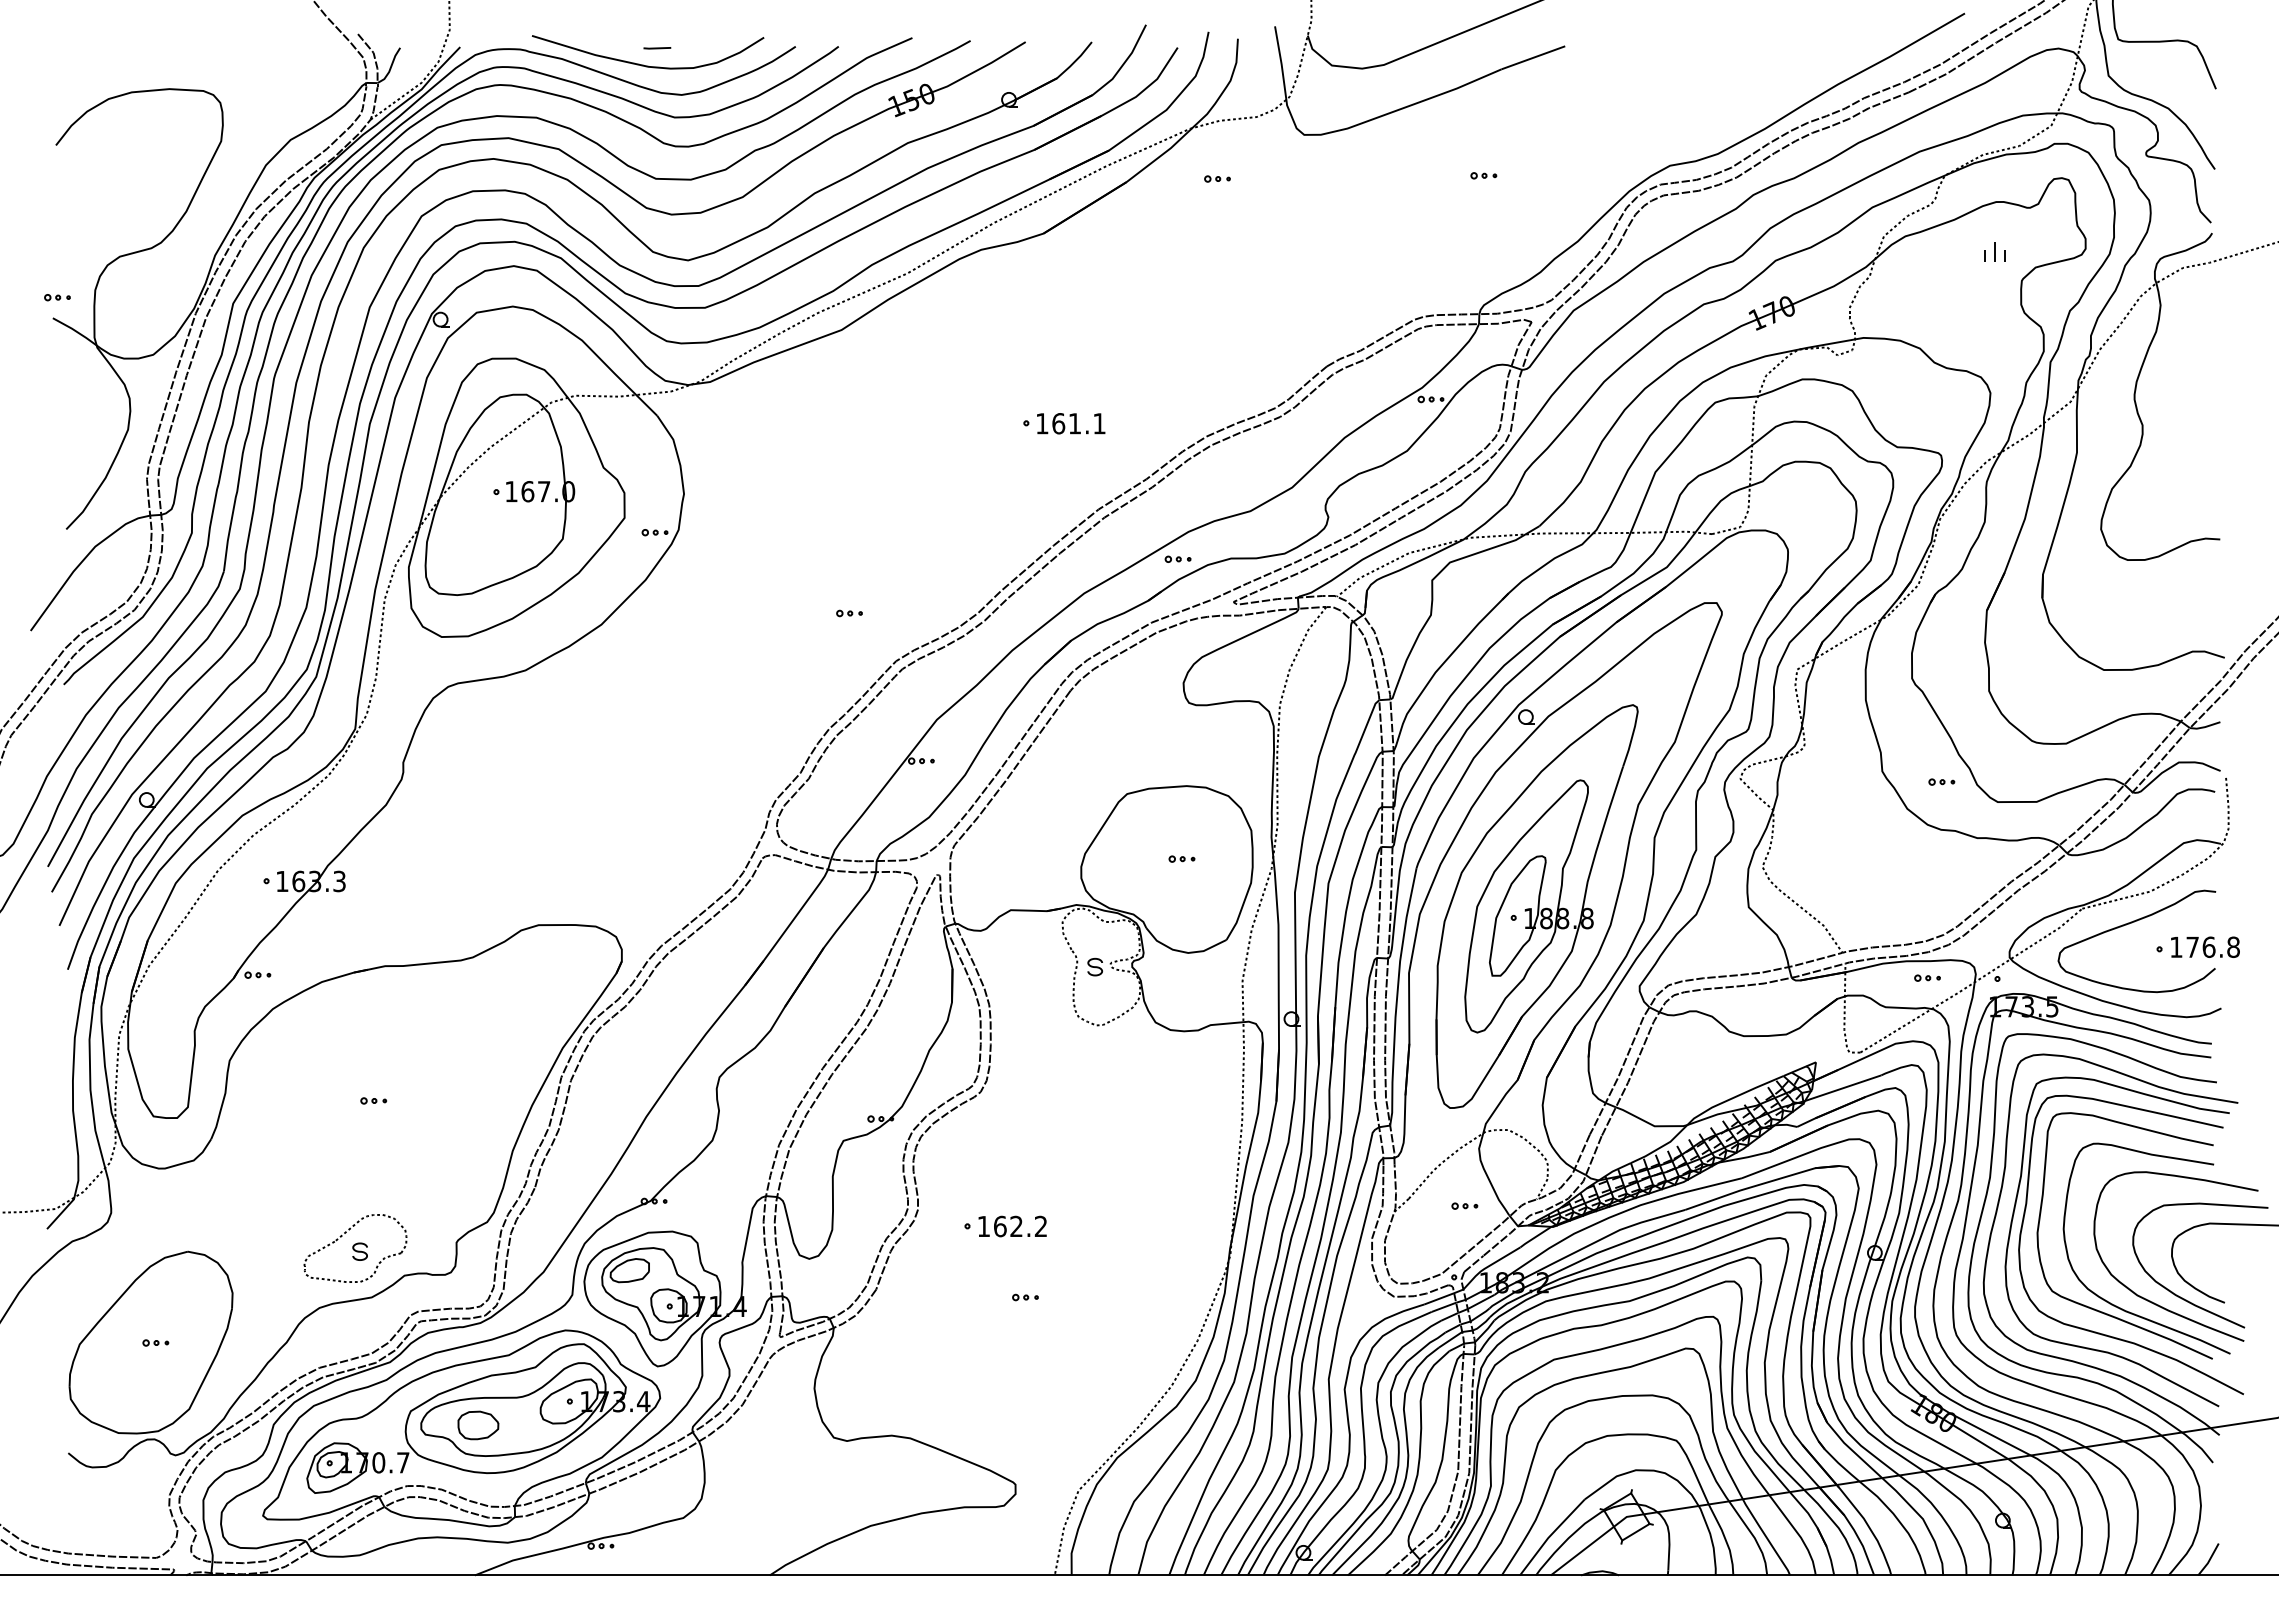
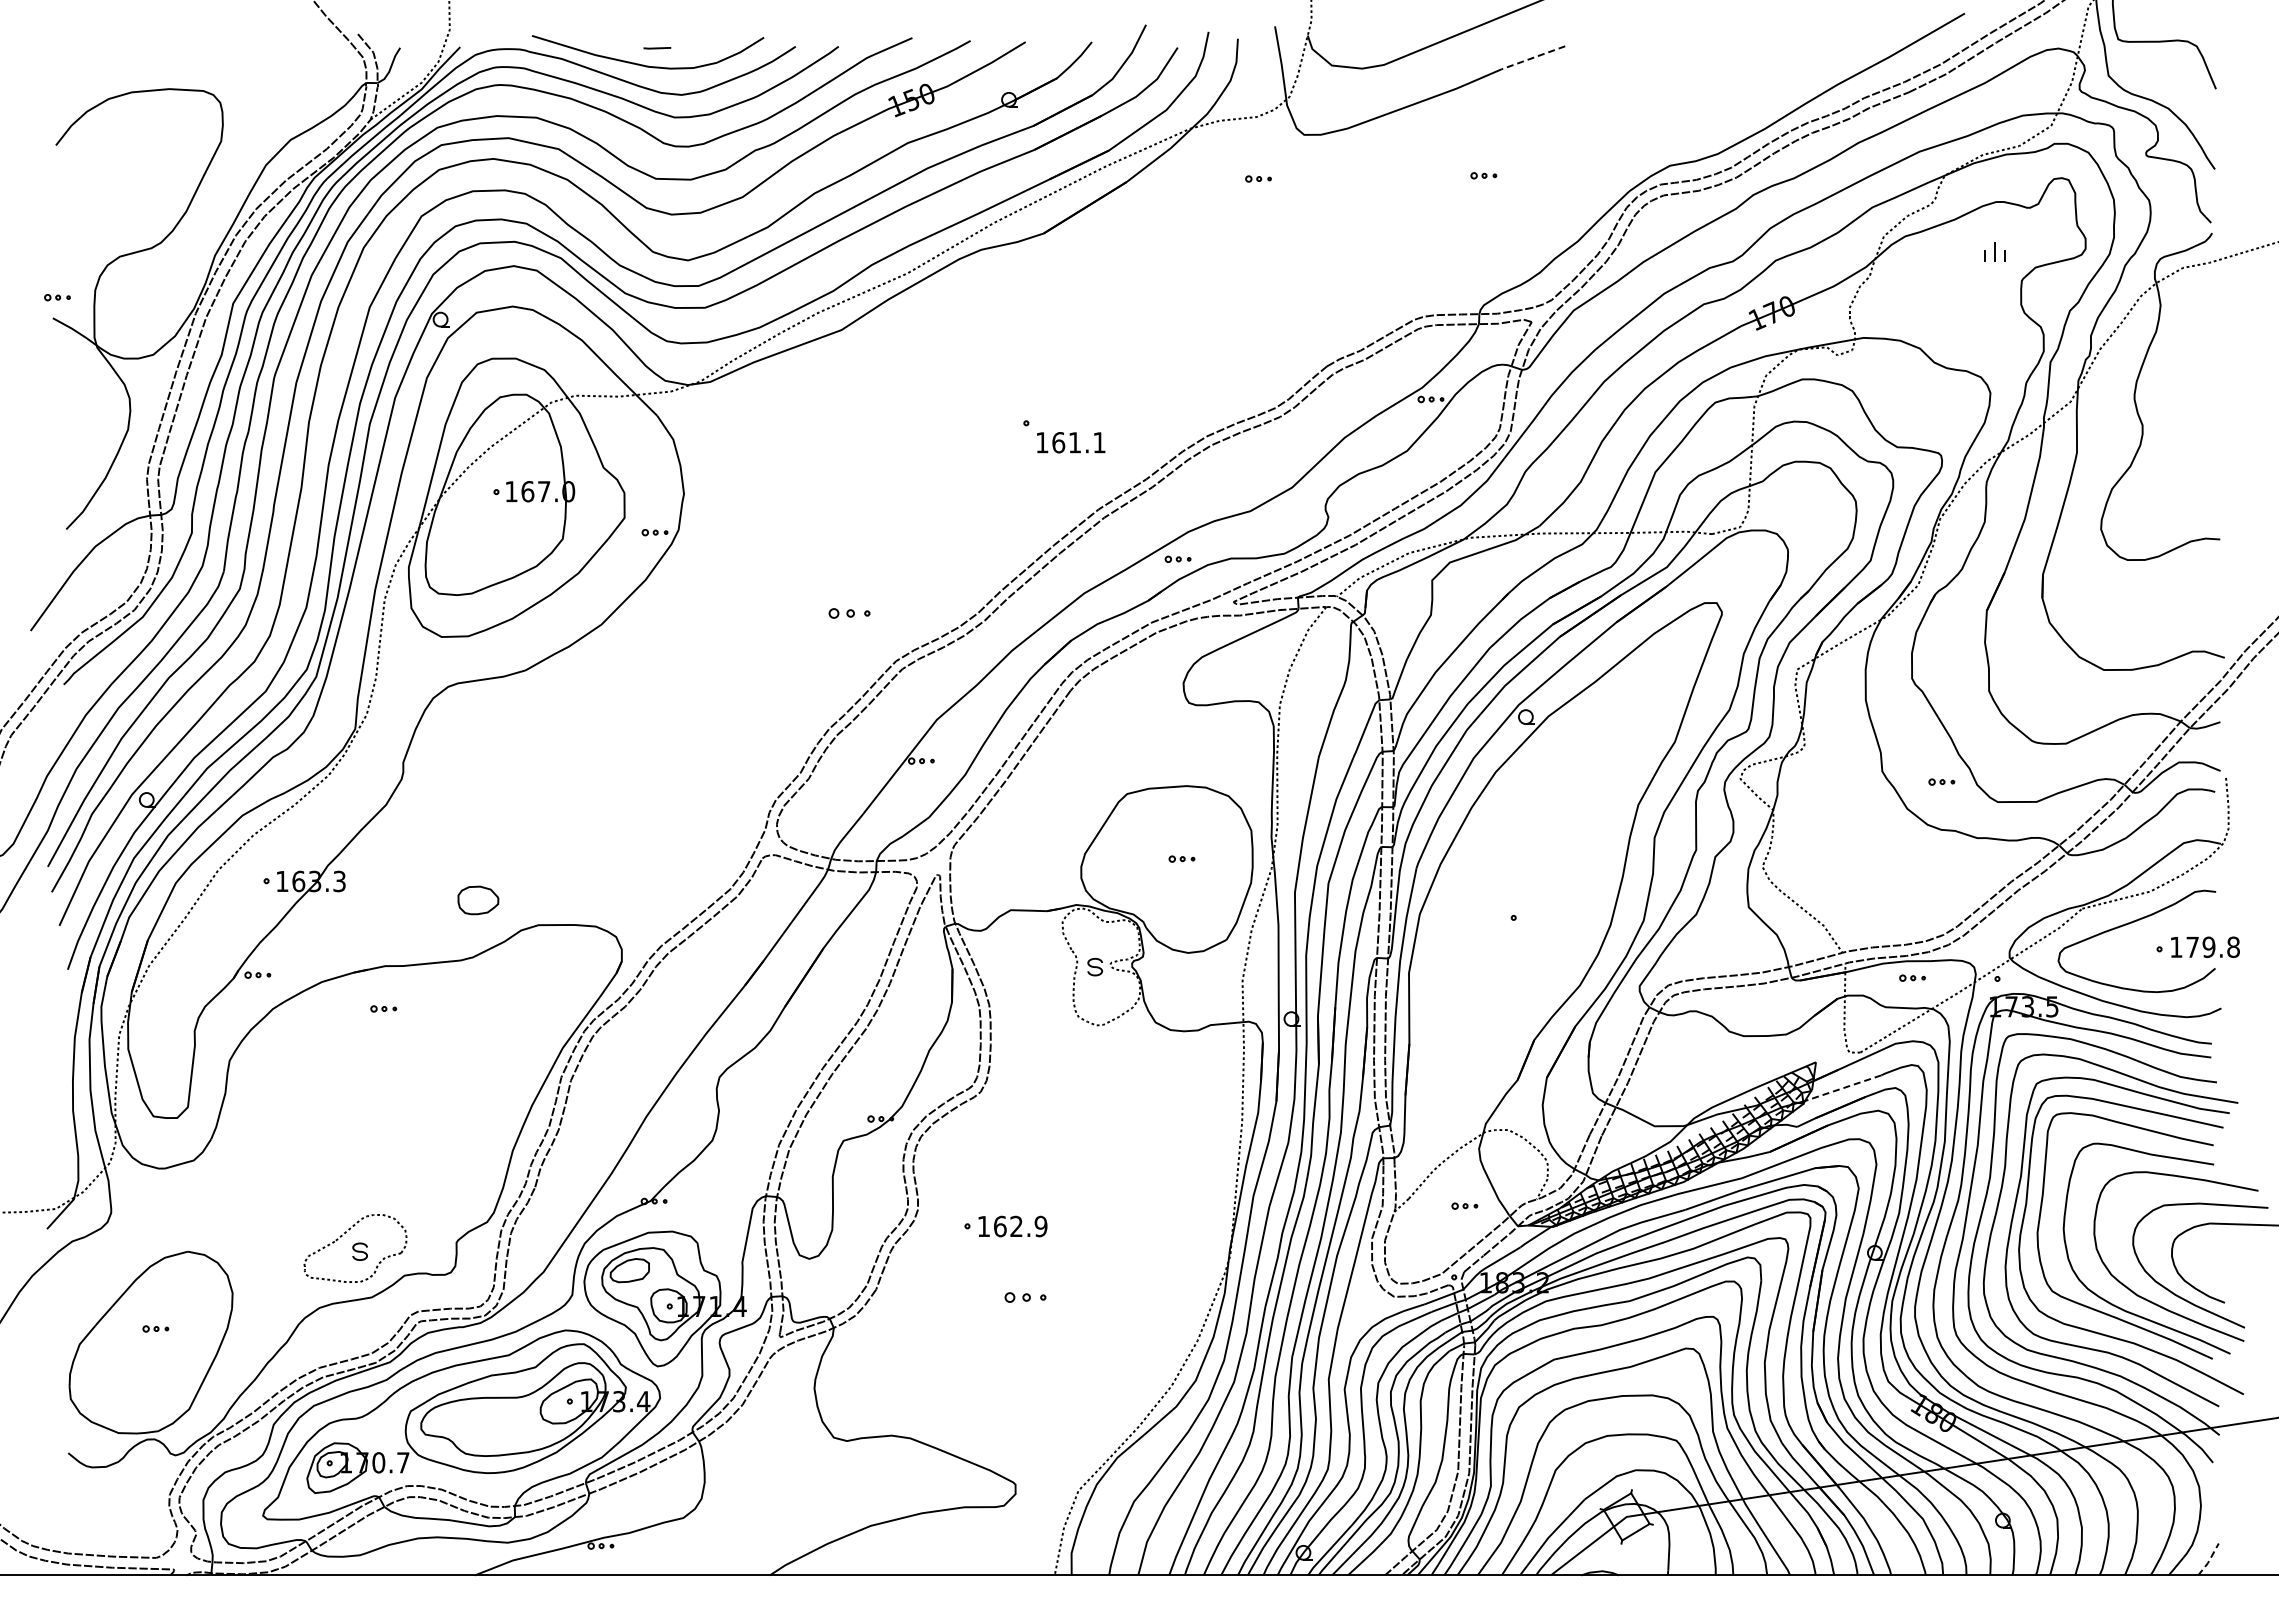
line: solid -> dashed (1533, 57)
part position: (1217, 178) -> (1258, 178) (1258, 178)
text position: (1071, 423) -> (1071, 442) (1071, 442)
part size: 27x9 px -> 43x11 px (849, 613)
part: present -> none (1536, 906)
text: 176.8 -> 179.8 (2208, 947)
part position: (1927, 977) -> (1912, 977) (1912, 977)
line: solid -> dashed (1842, 1088)
part position: (373, 1100) -> (383, 1008) (383, 1008)
text: 162.2 -> 162.9 (1040, 1226)
part size: 27x9 px -> 43x11 px (1025, 1297)
part position: (155, 1342) -> (155, 1328) (155, 1328)
part position: (478, 1425) -> (478, 900) (478, 900)
line: solid -> dashed (2209, 1560)
